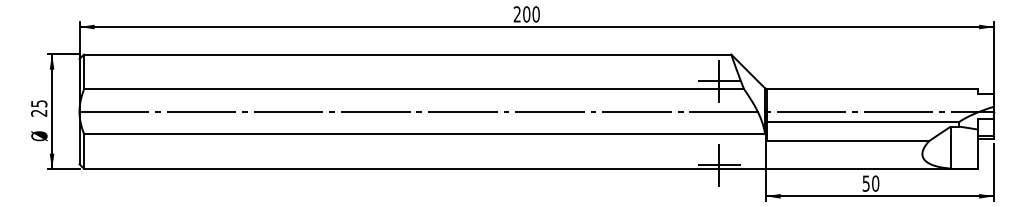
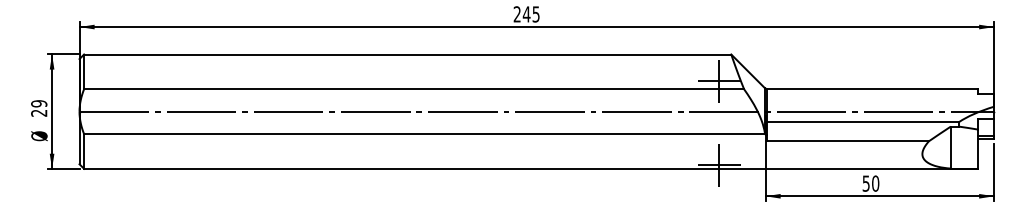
text: 200 -> 245 (530, 14)
text: 25 -> 29 (39, 103)
